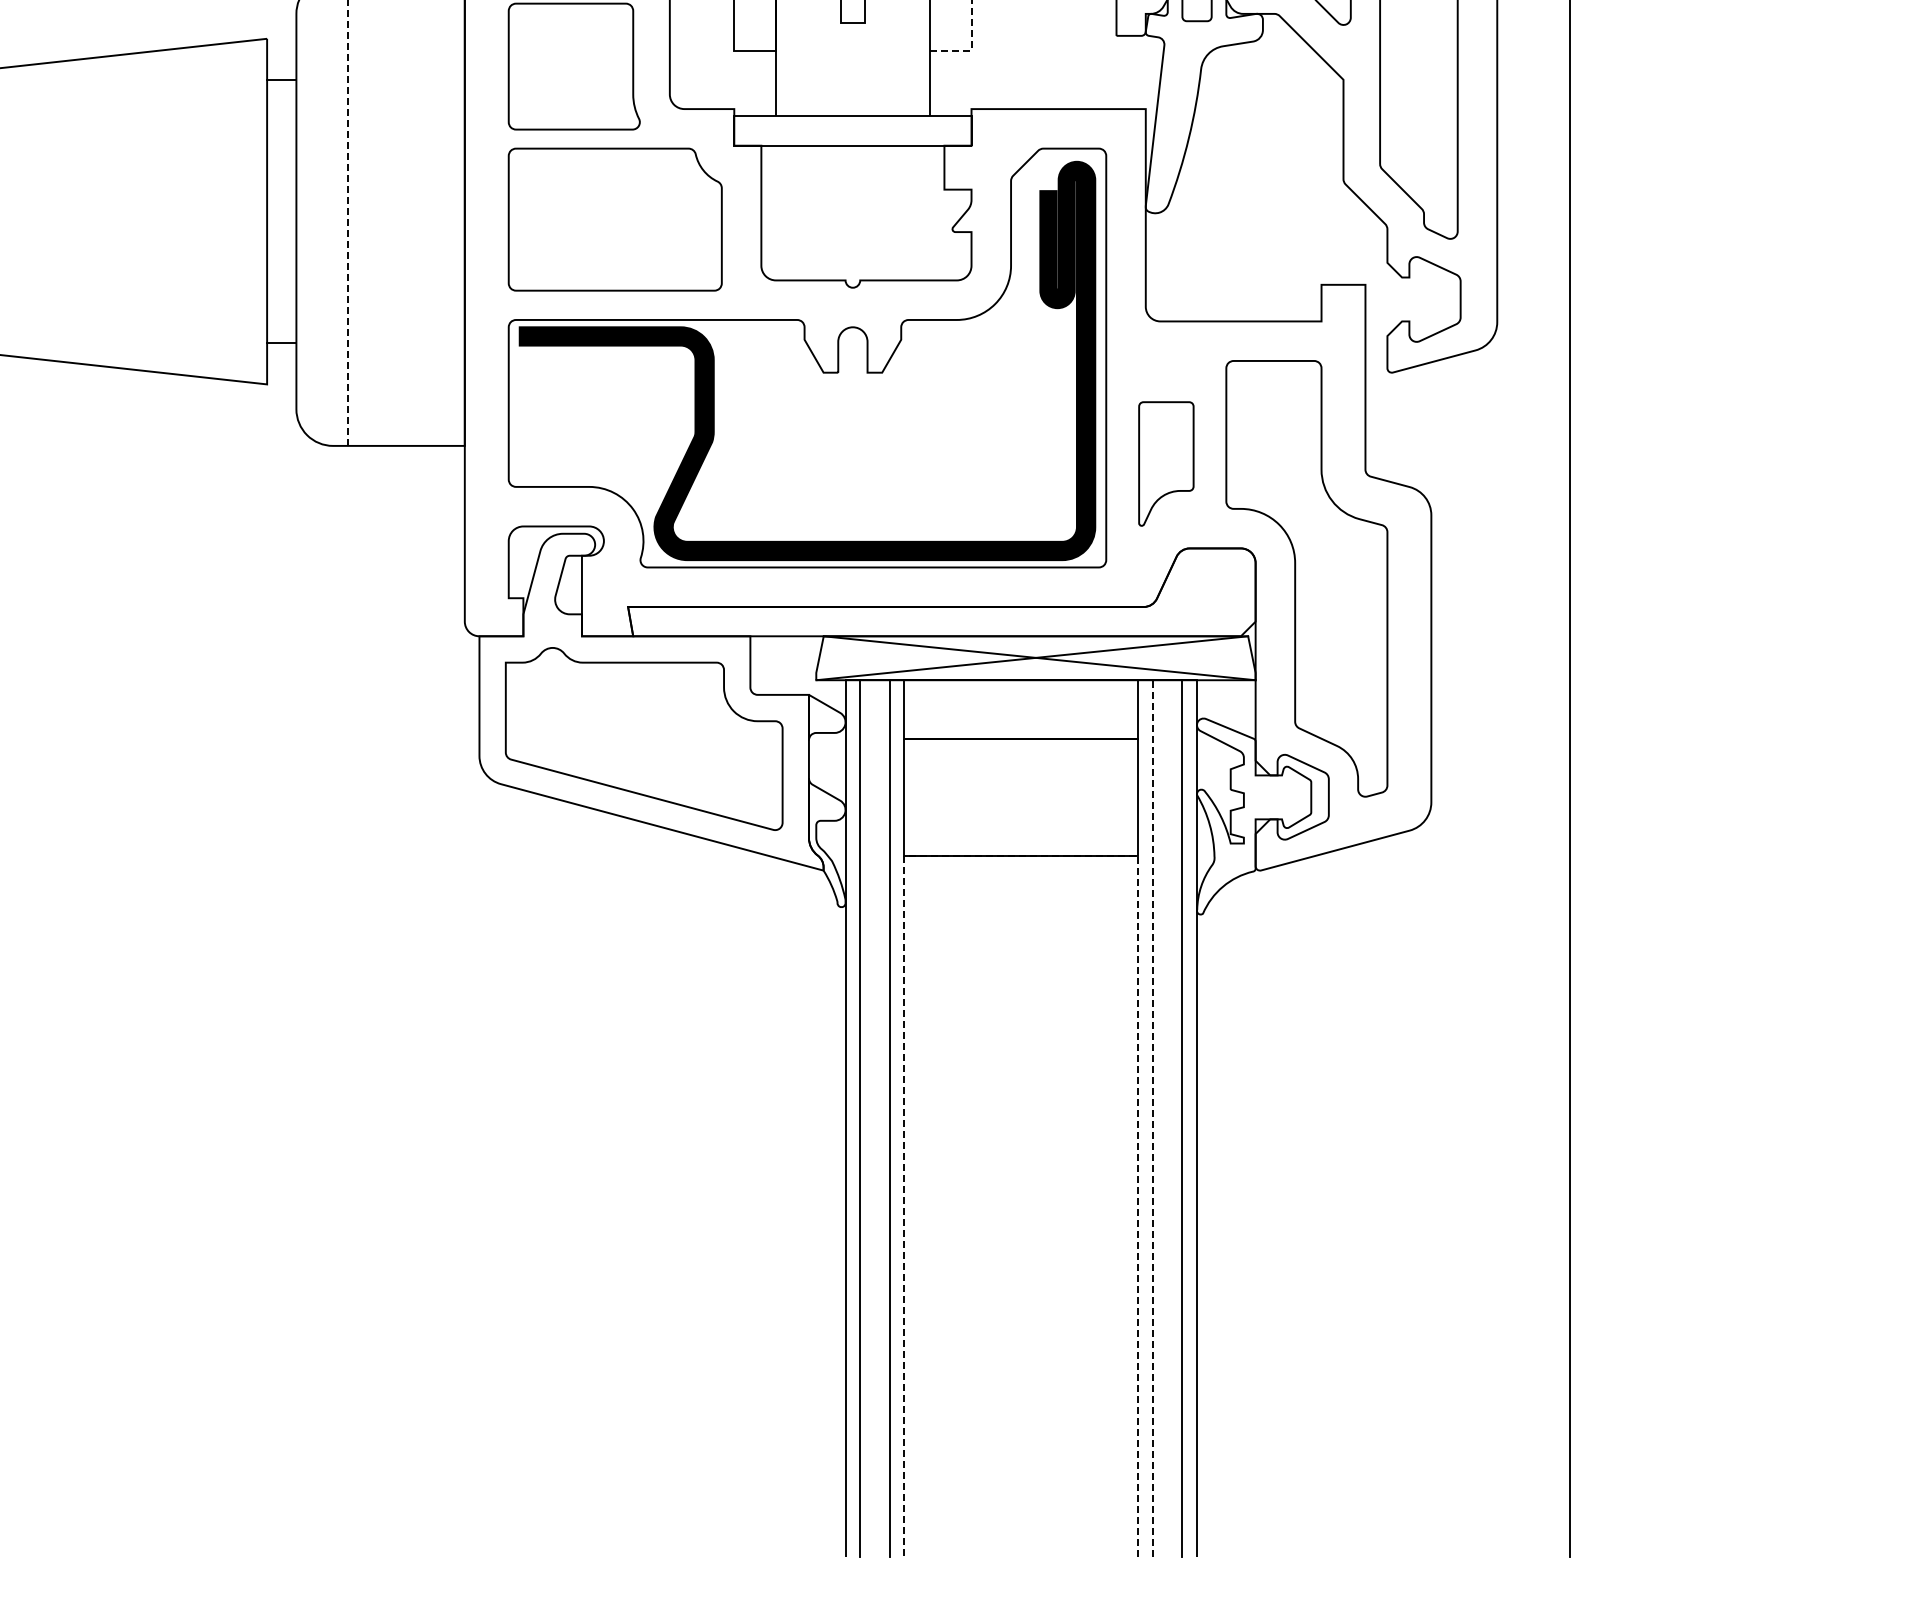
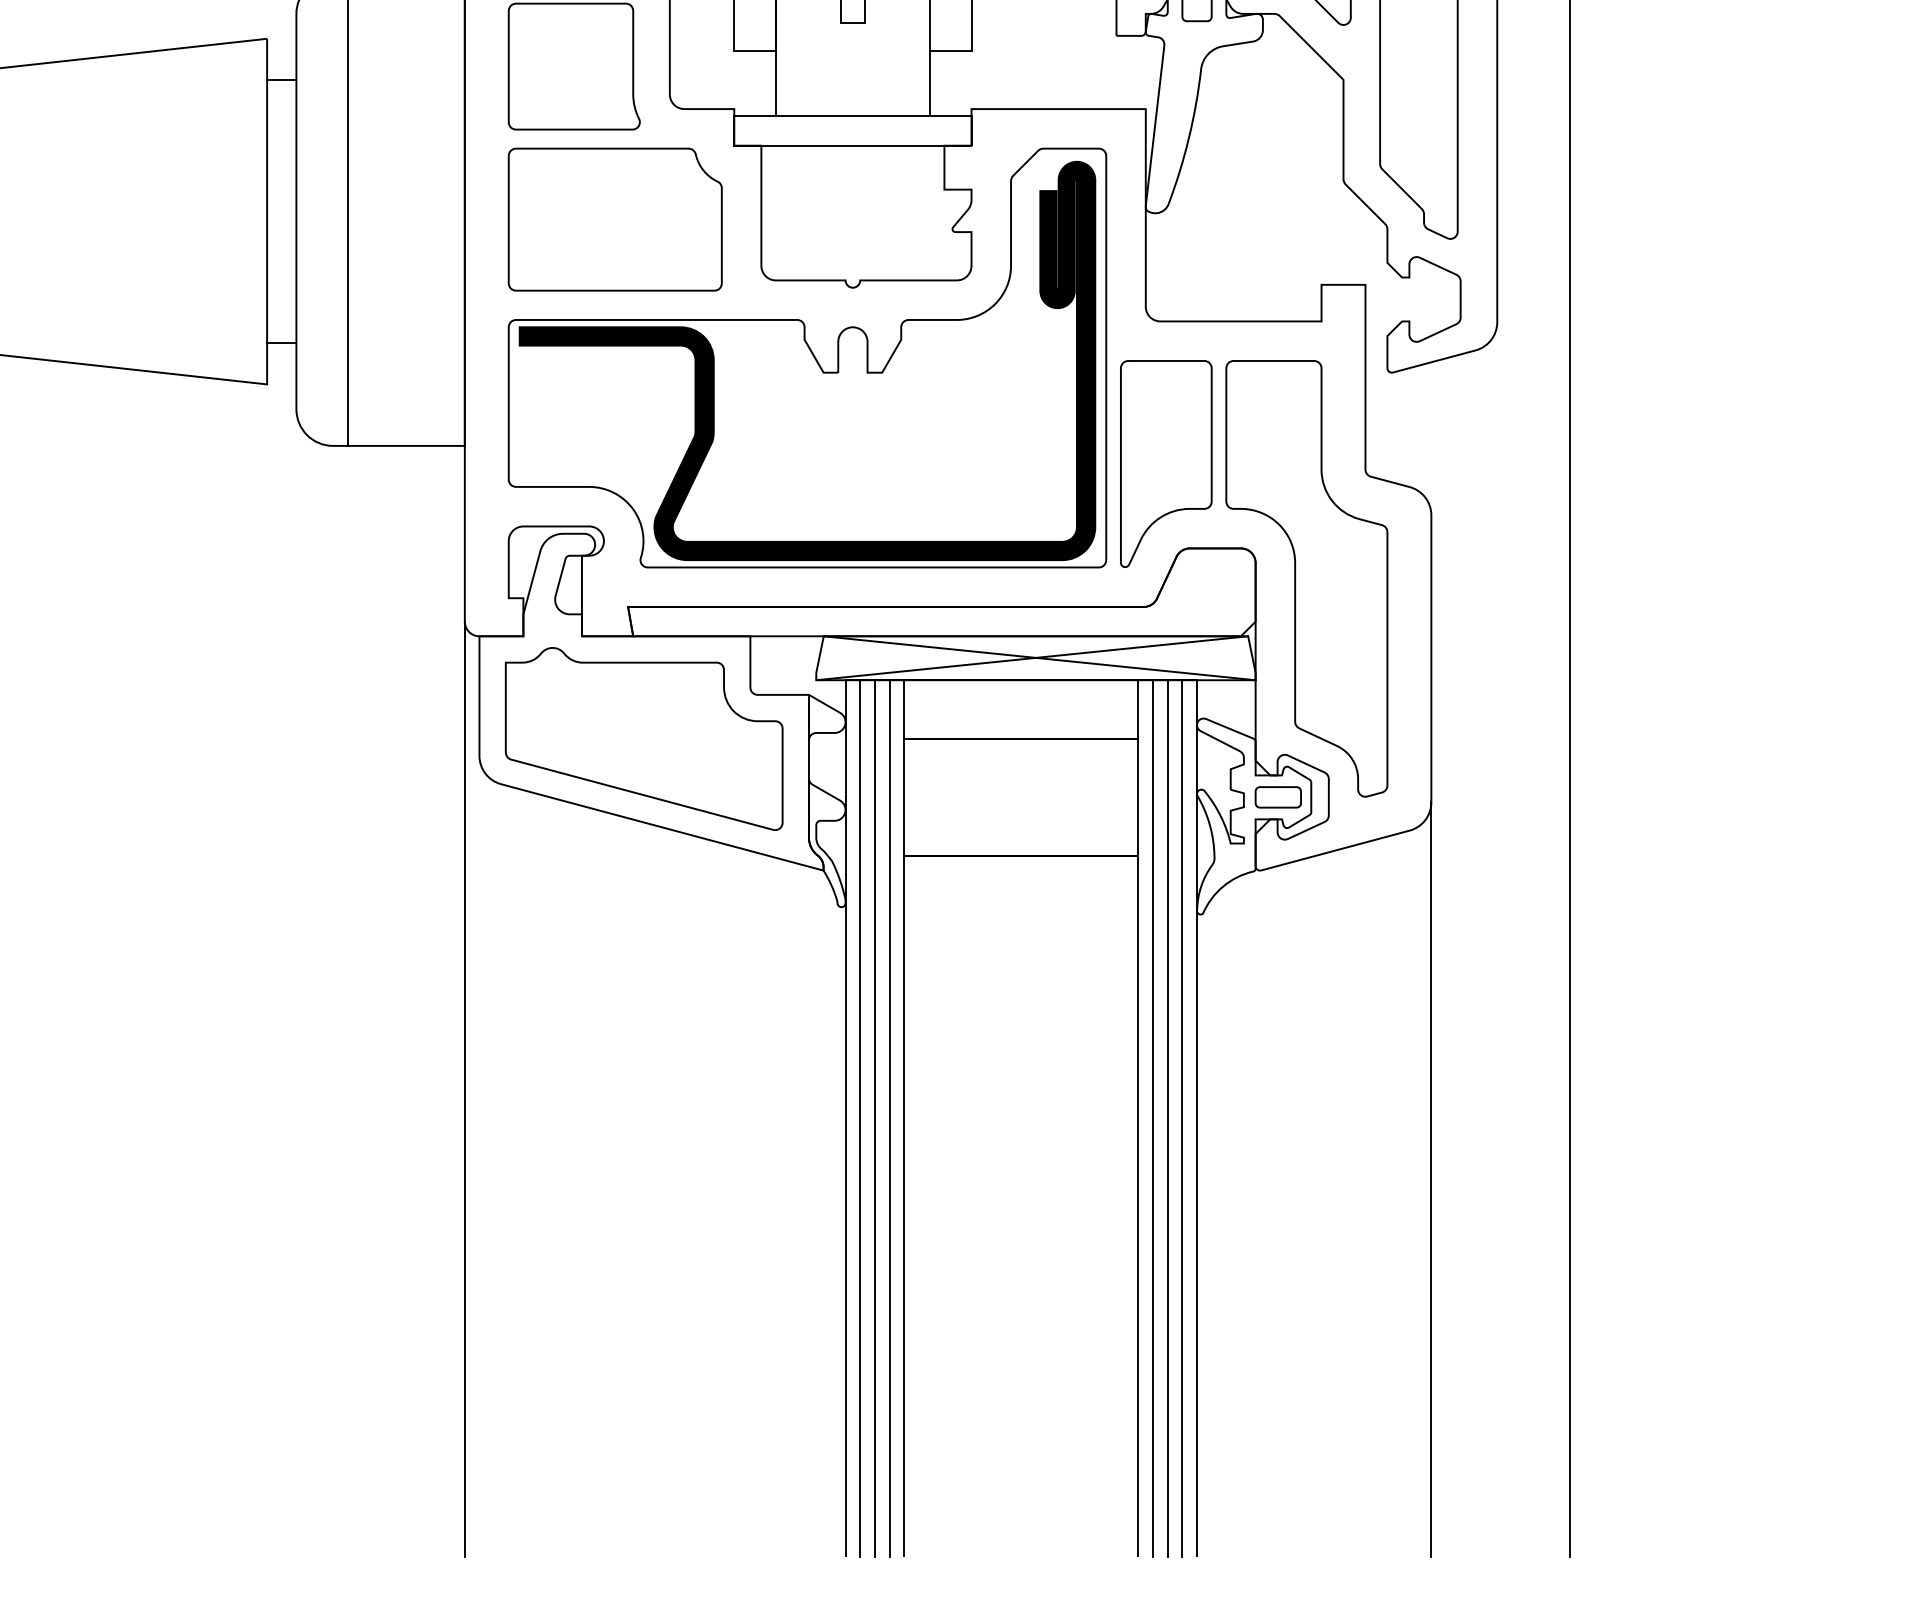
line: dashed -> solid (971, 46)
line: dashed -> solid (347, 223)
part size: 57x126 px -> 93x208 px (1166, 463)
part: none -> present (1277, 797)
line: dashed -> solid (1020, 855)
line: none -> present (464, 1089)
line: none -> present (874, 1118)
line: dashed -> solid (1153, 1118)
line: none -> present (1167, 1118)
line: none -> present (1431, 1179)
